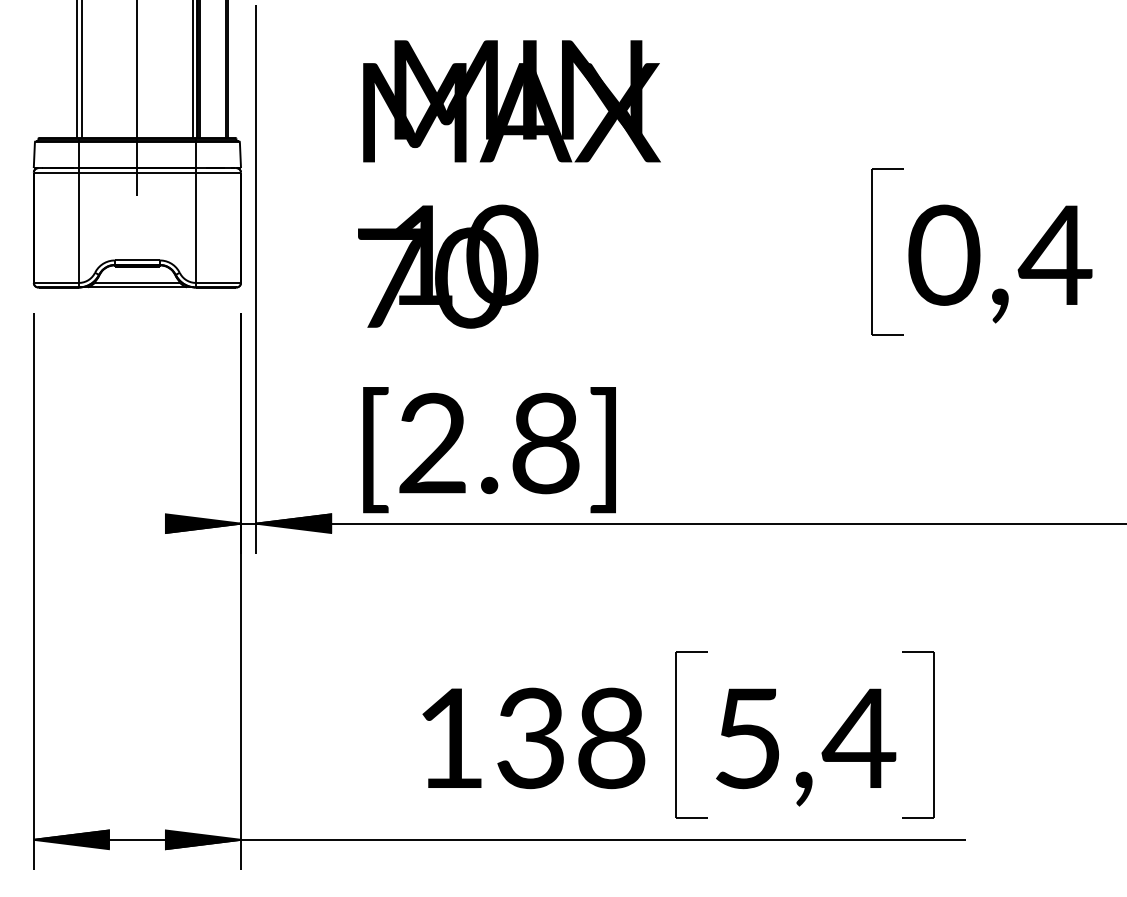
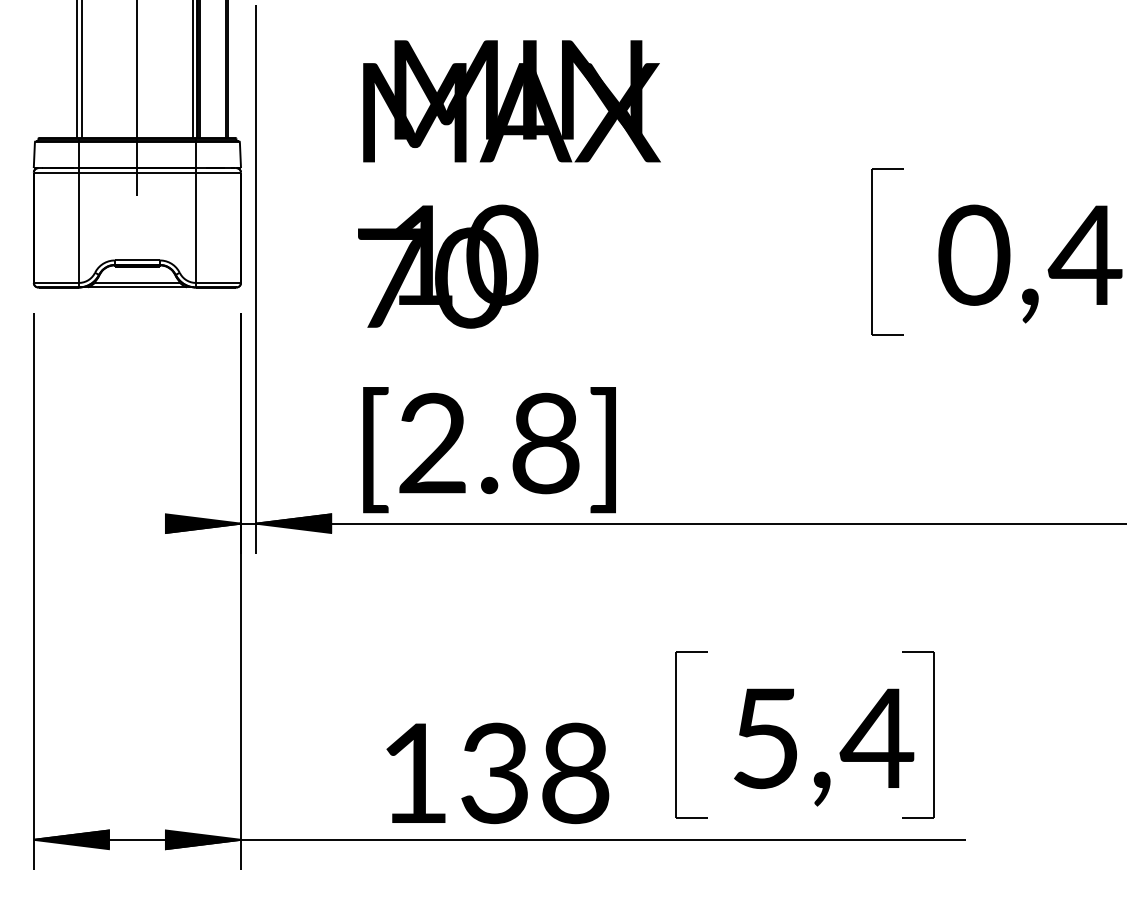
text position: (1000, 263) -> (1030, 263) (1030, 263)
text position: (533, 738) -> (497, 773) (497, 773)
text position: (806, 747) -> (824, 747) (824, 747)
